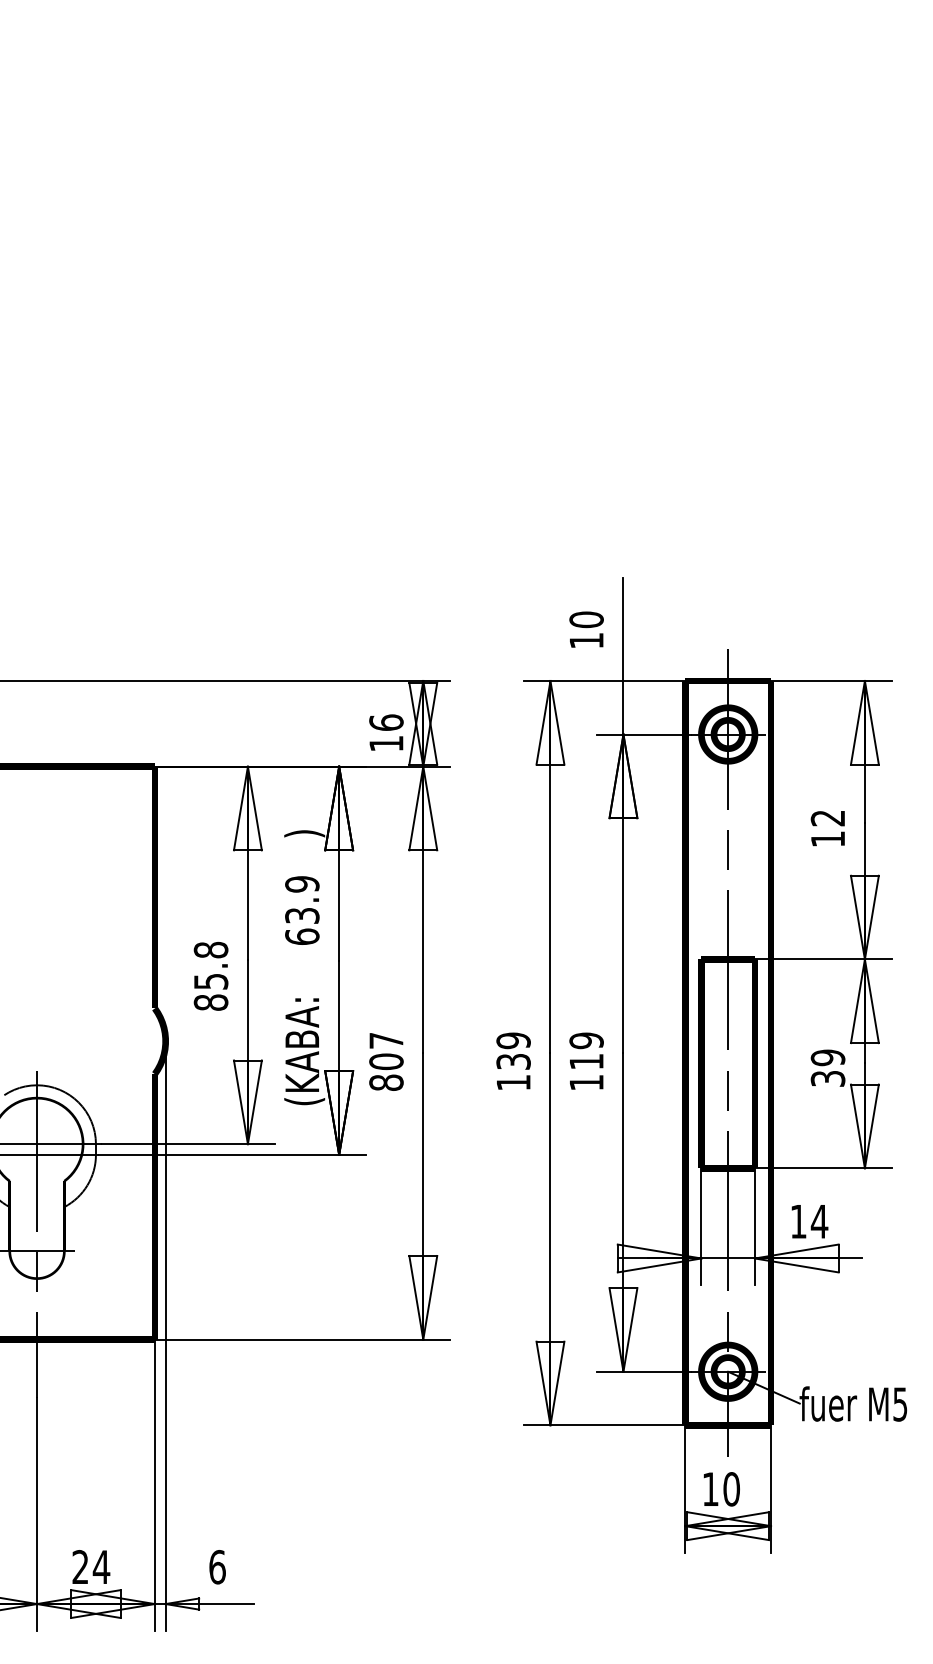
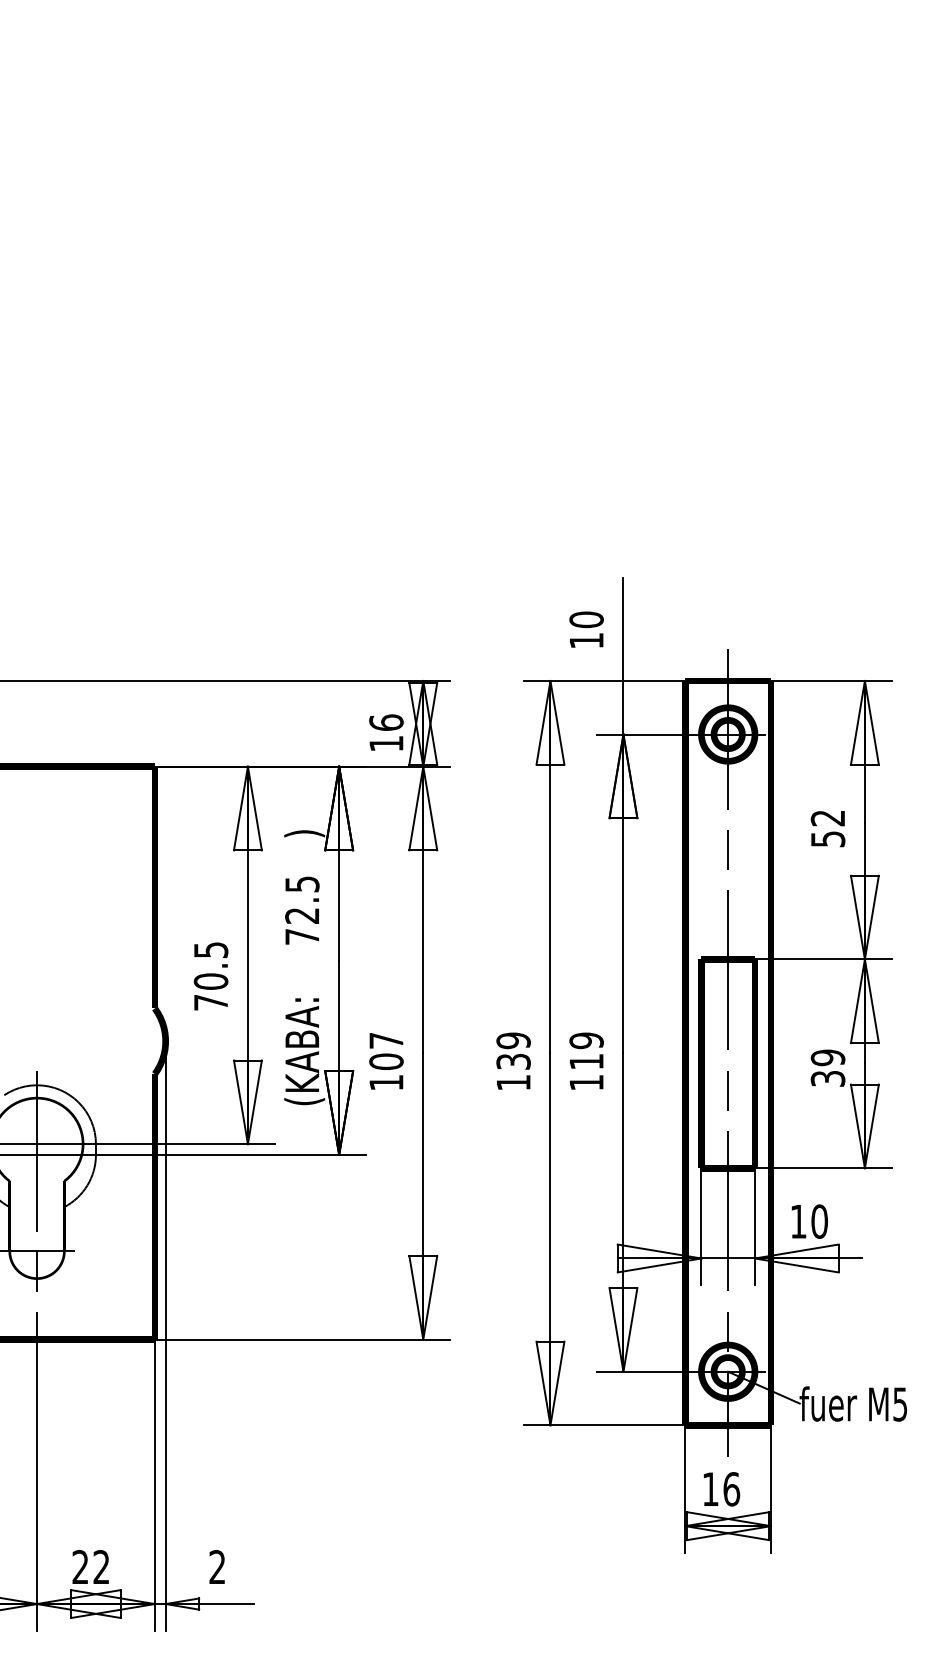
text: 12 -> 52 (828, 839)
text: 63.9 -> 72.5 (302, 910)
text: 85.8 -> 70.5 (210, 975)
text: 807 -> 107 (386, 1082)
text: 14 -> 10 (819, 1221)
text: 10 -> 16 (731, 1489)
text: 24 -> 22 (101, 1566)
text: 6 -> 2 (217, 1567)
